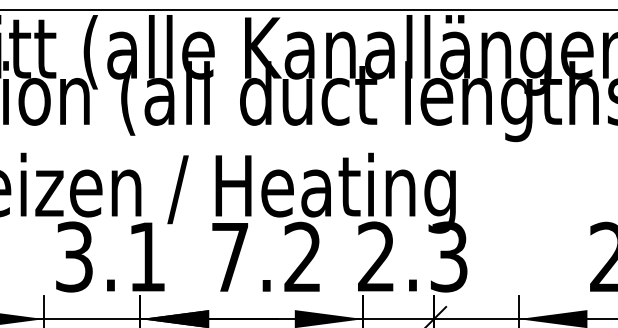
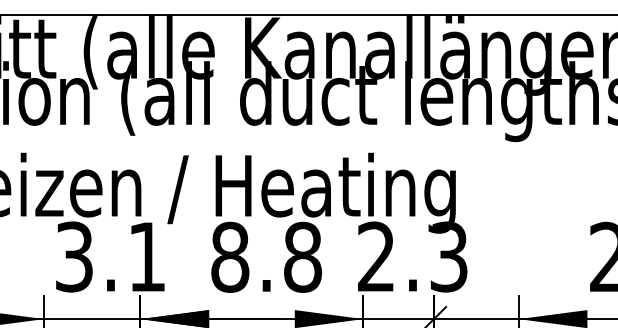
line position: (308, 9) -> (308, 14) (308, 14)
text: 7.2 -> 8.8 (266, 256)
